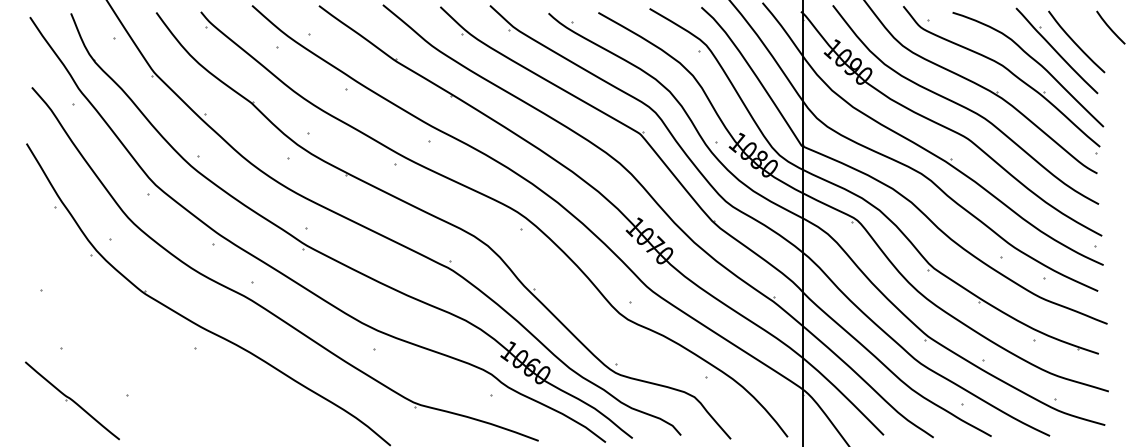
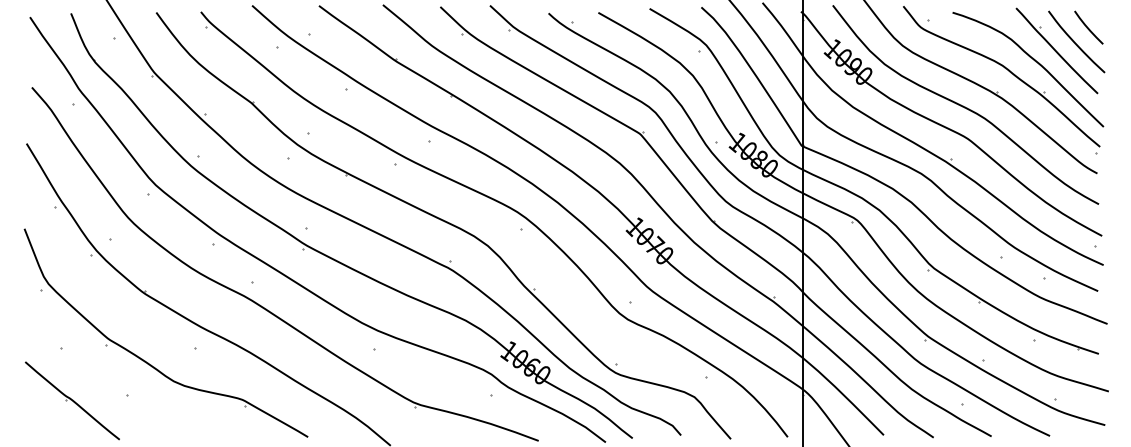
curve position: (1110, 27) -> (1088, 27) (1088, 27)
part: none -> present (145, 360)
